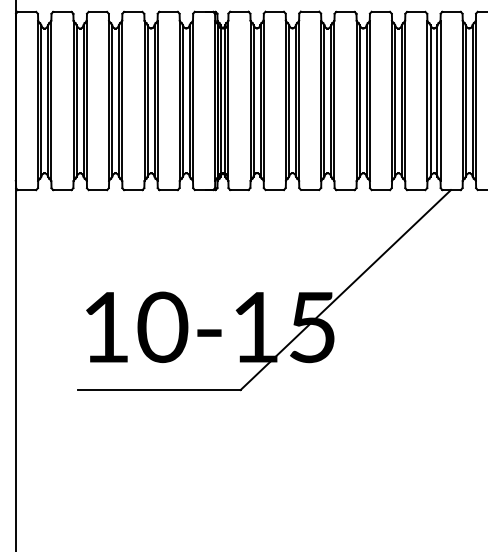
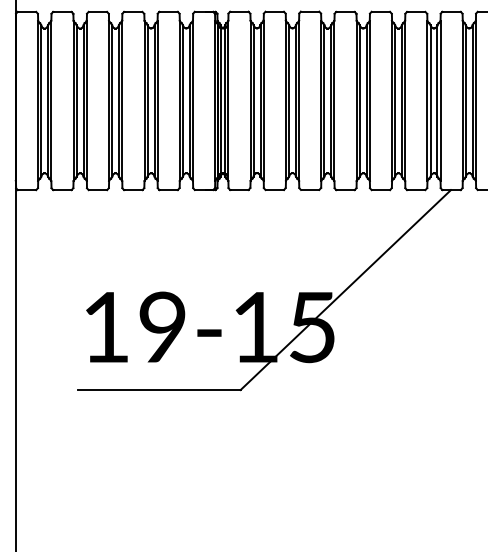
text: 10-15 -> 19-15 (162, 327)
